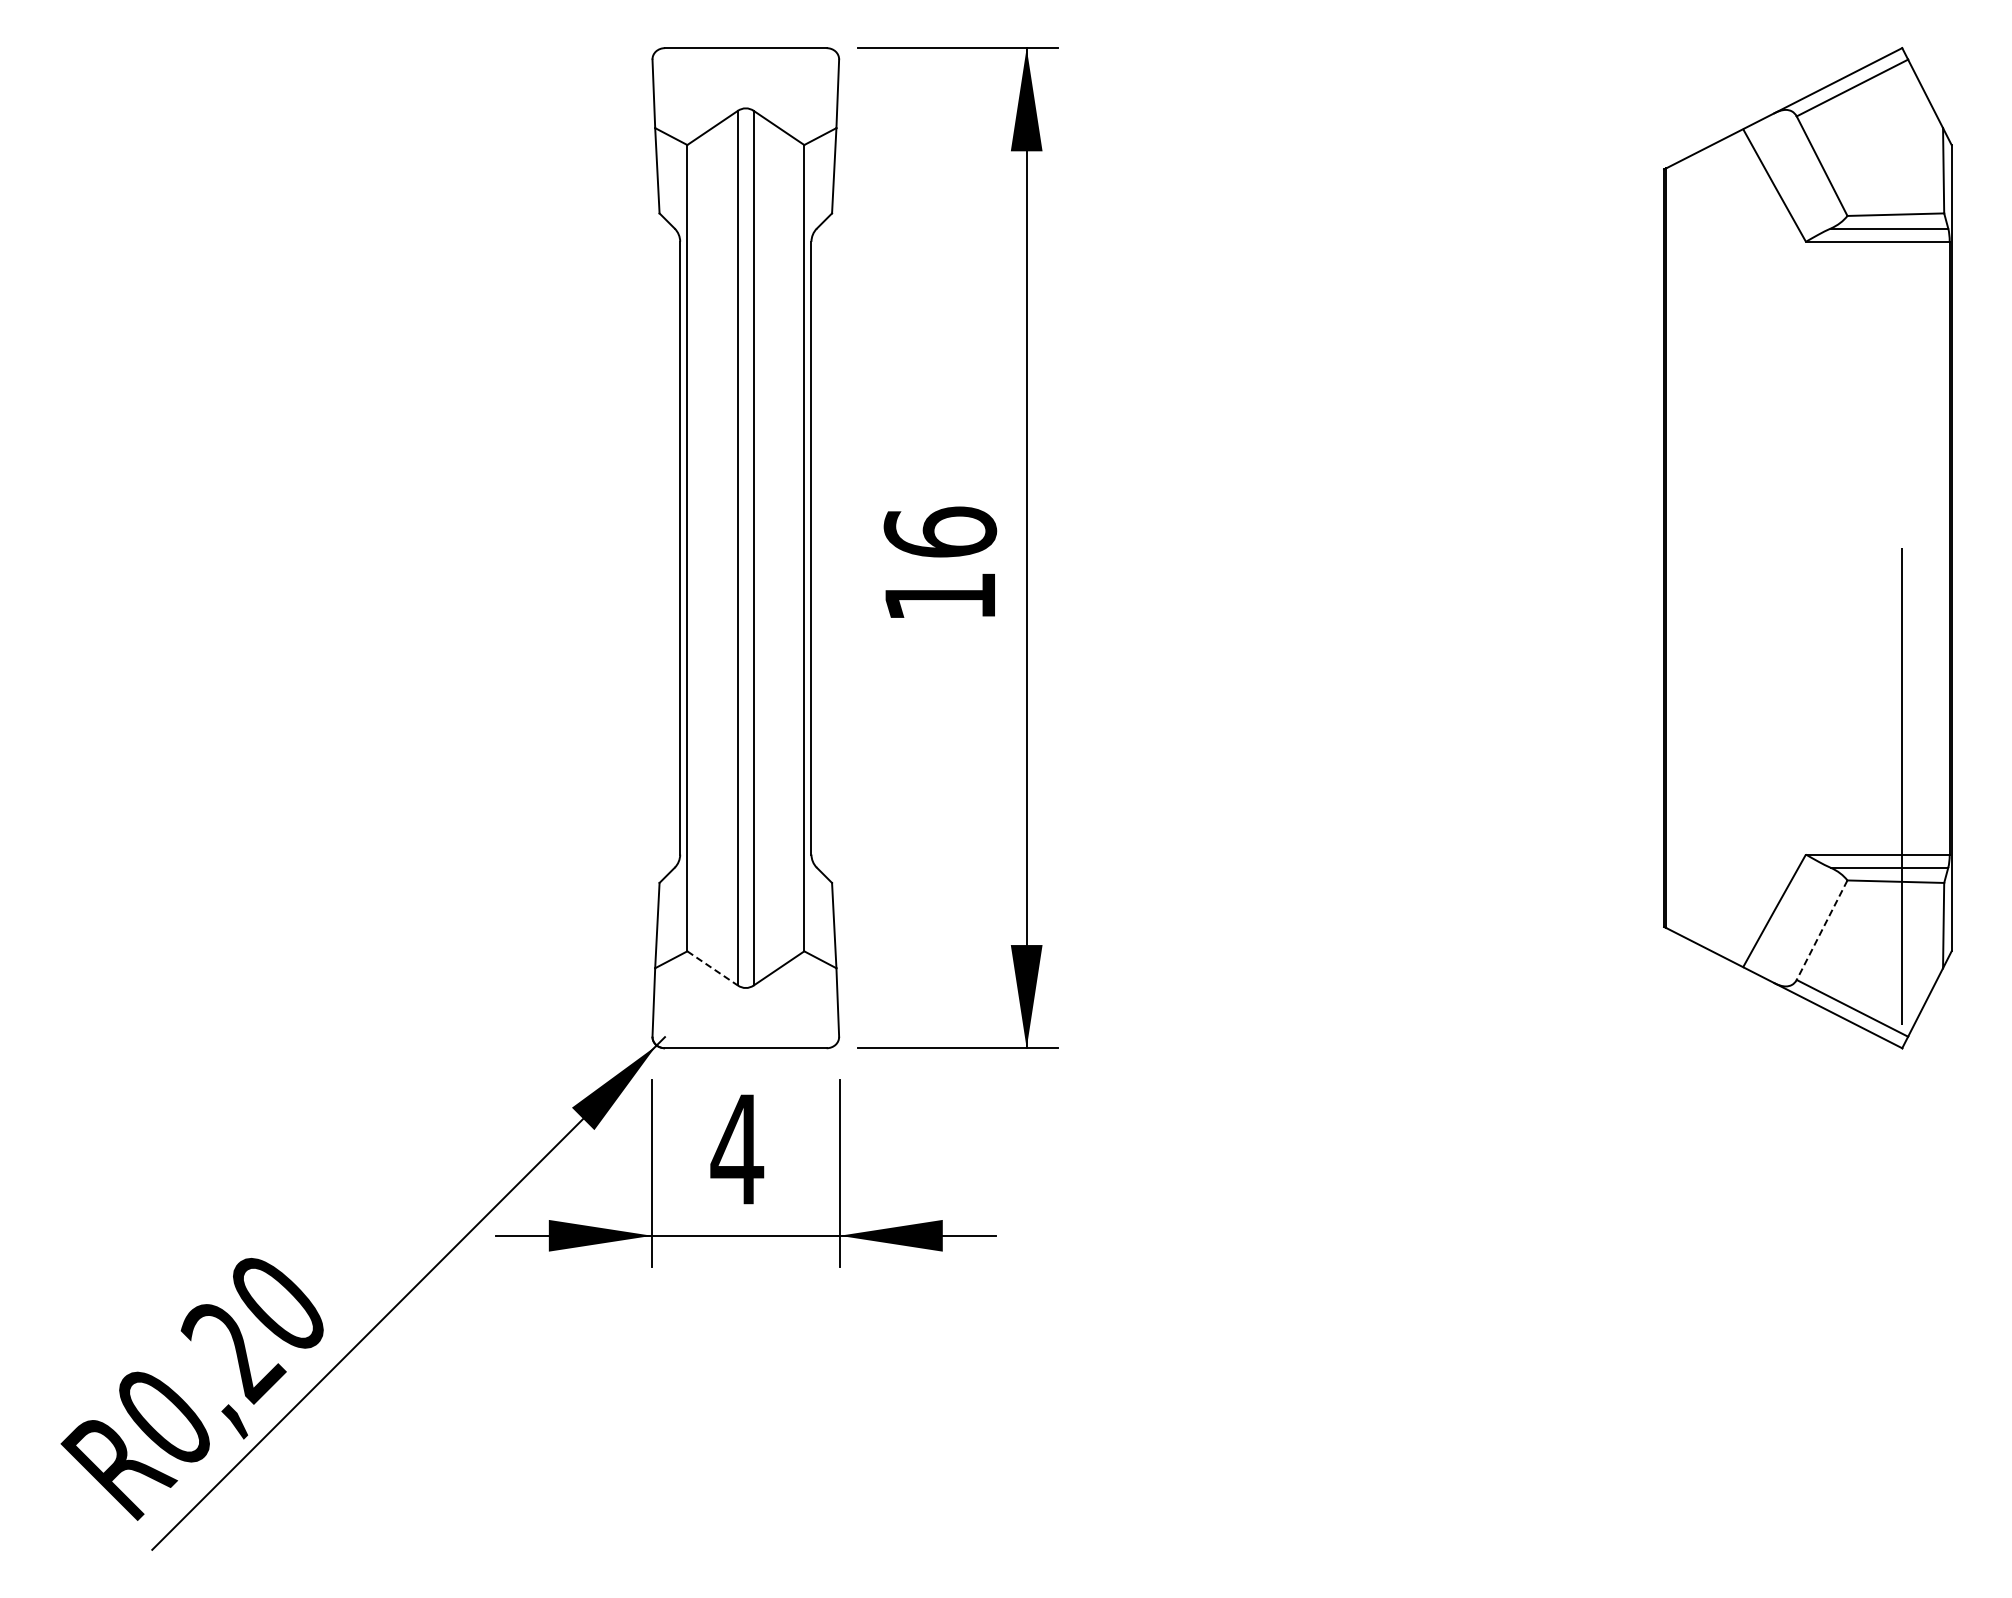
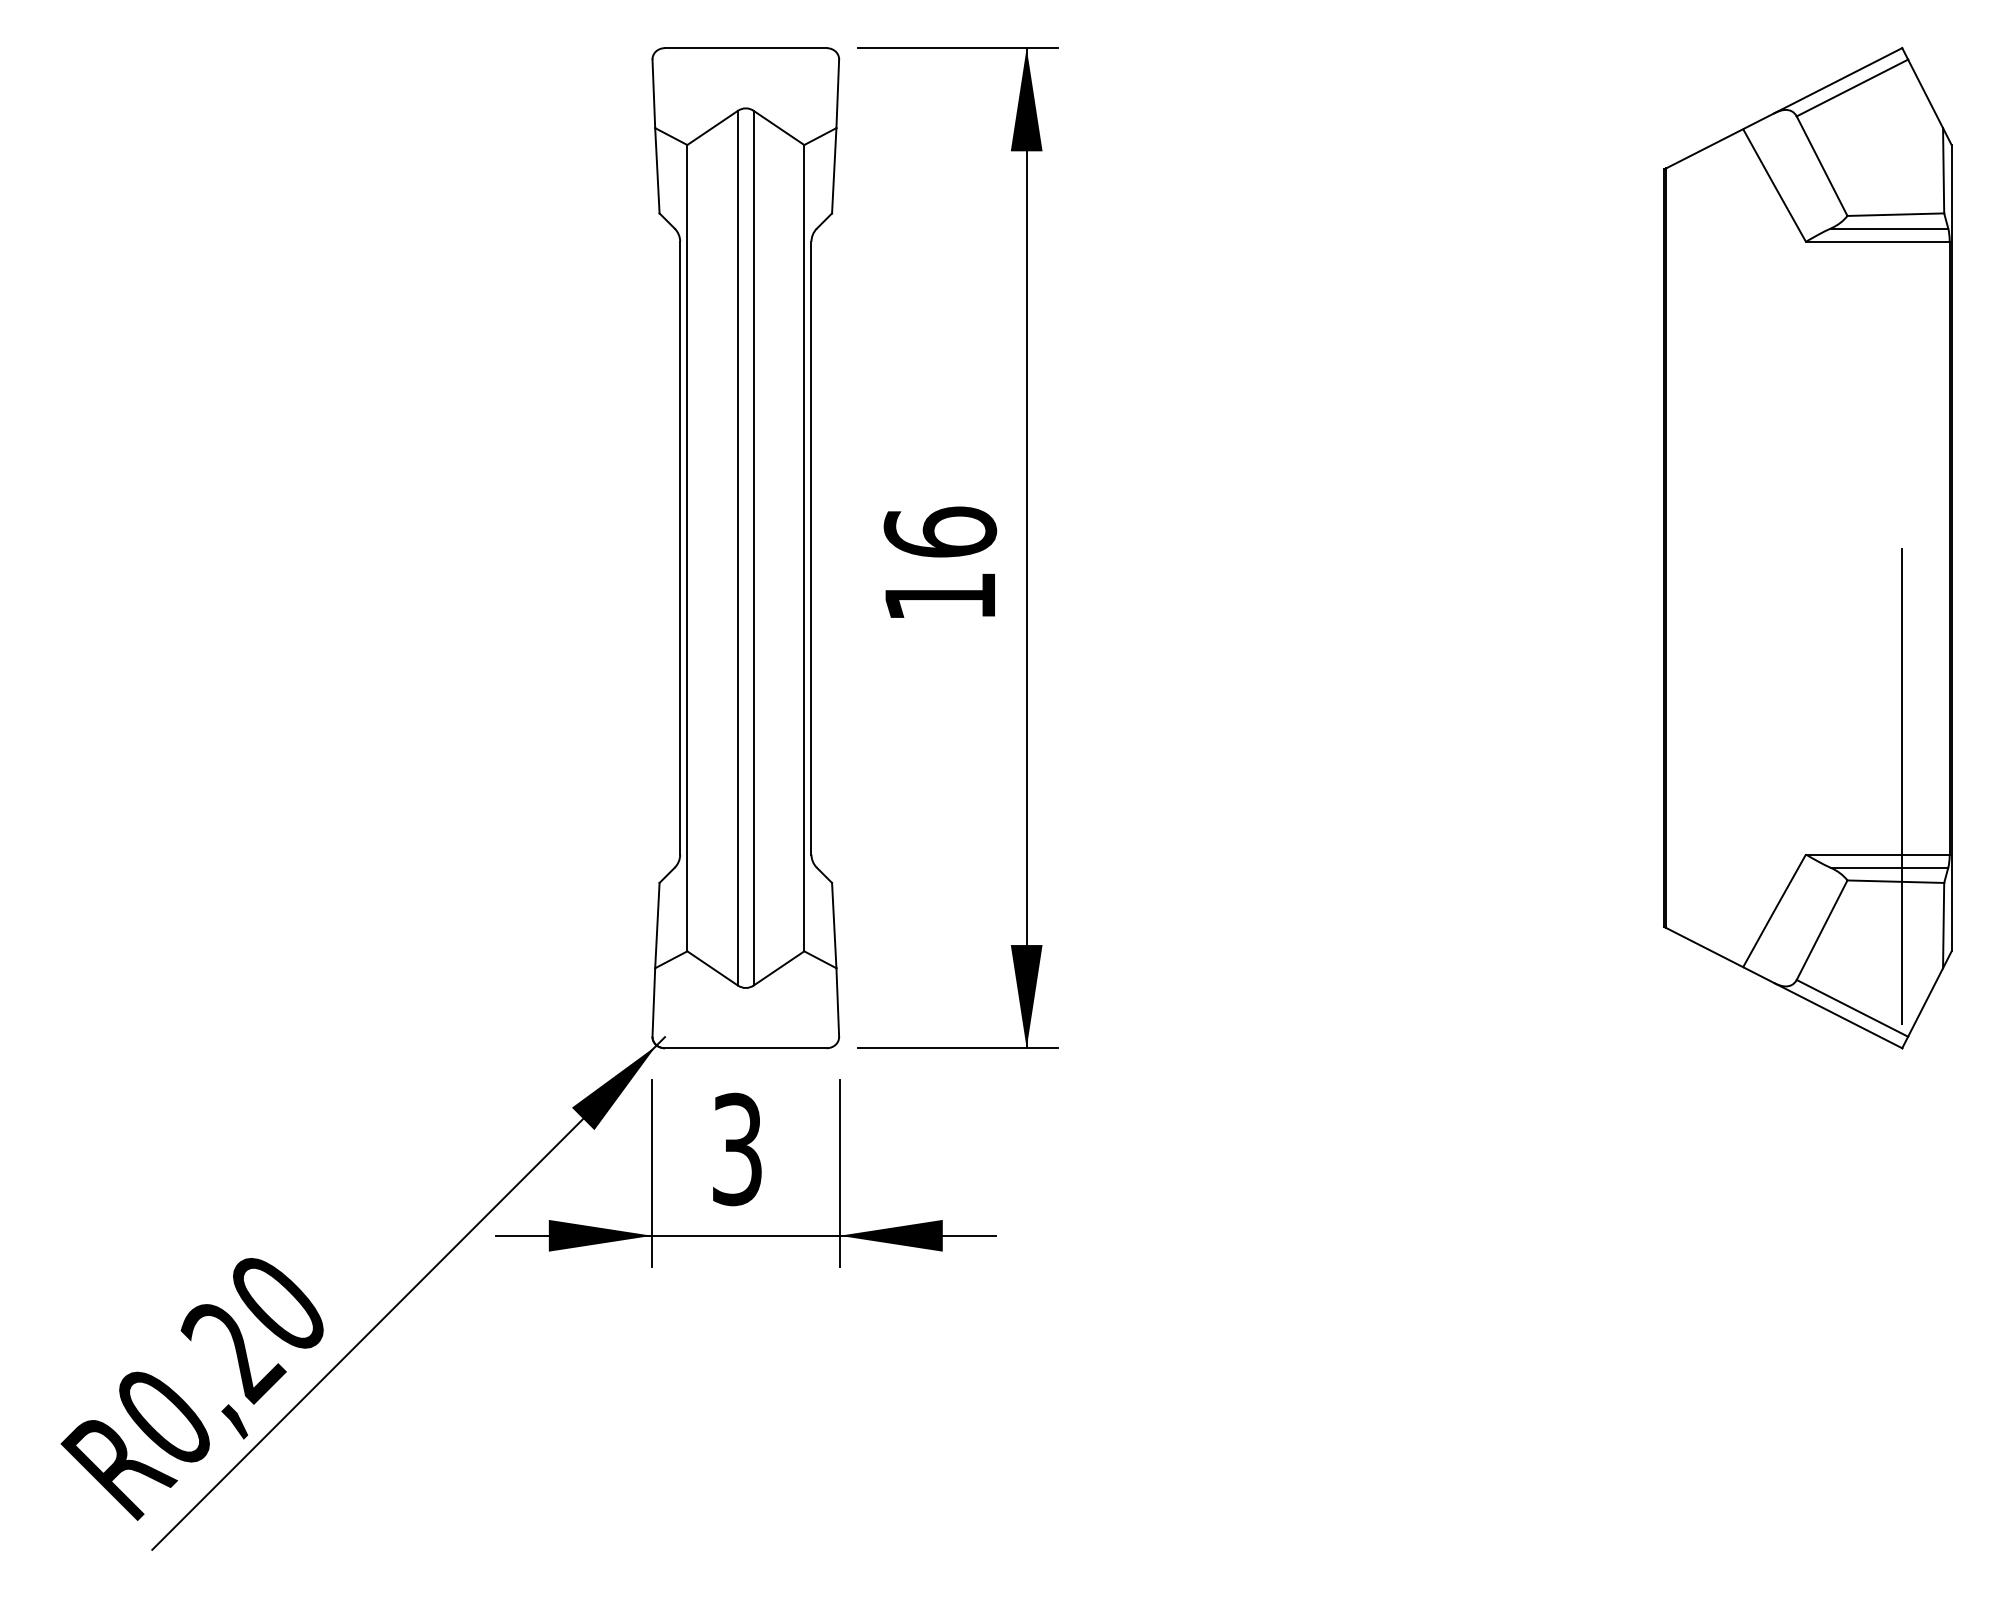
line: dashed -> solid (1822, 930)
line: dashed -> solid (712, 968)
text: 4 -> 3 (737, 1149)
